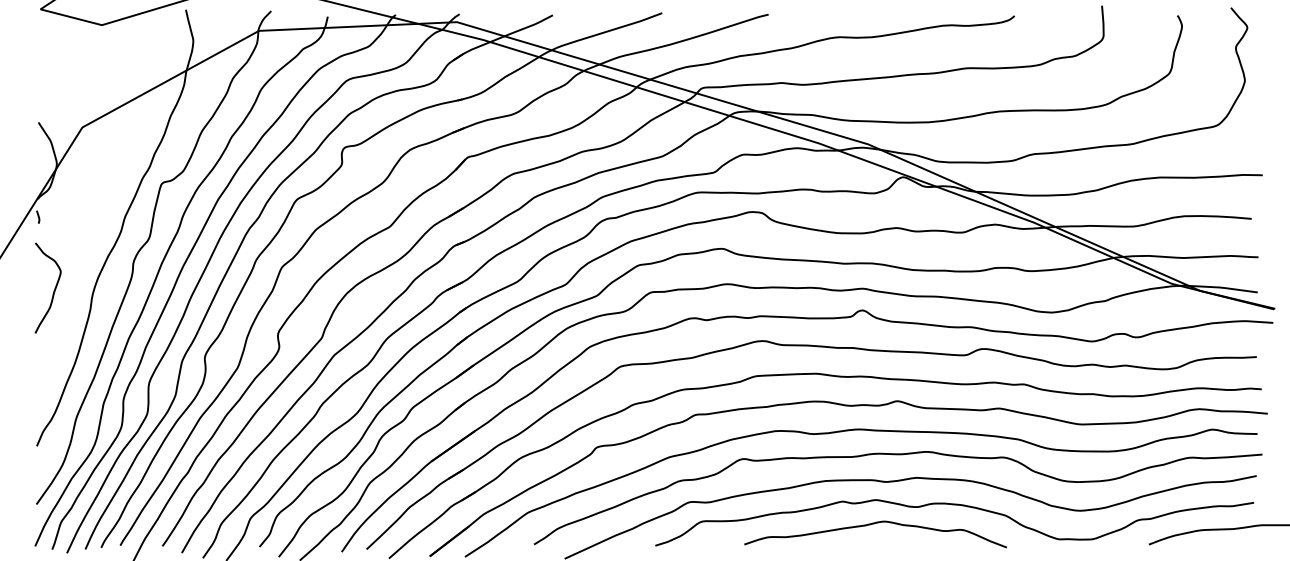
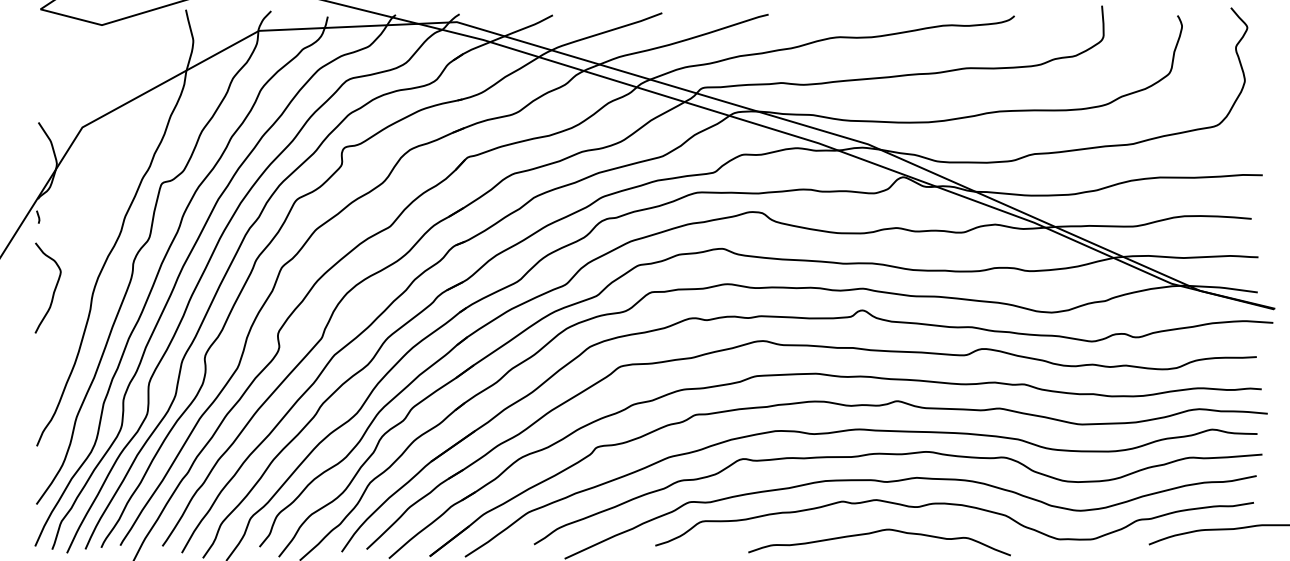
curve position: (874, 524) -> (878, 532) (878, 532)
